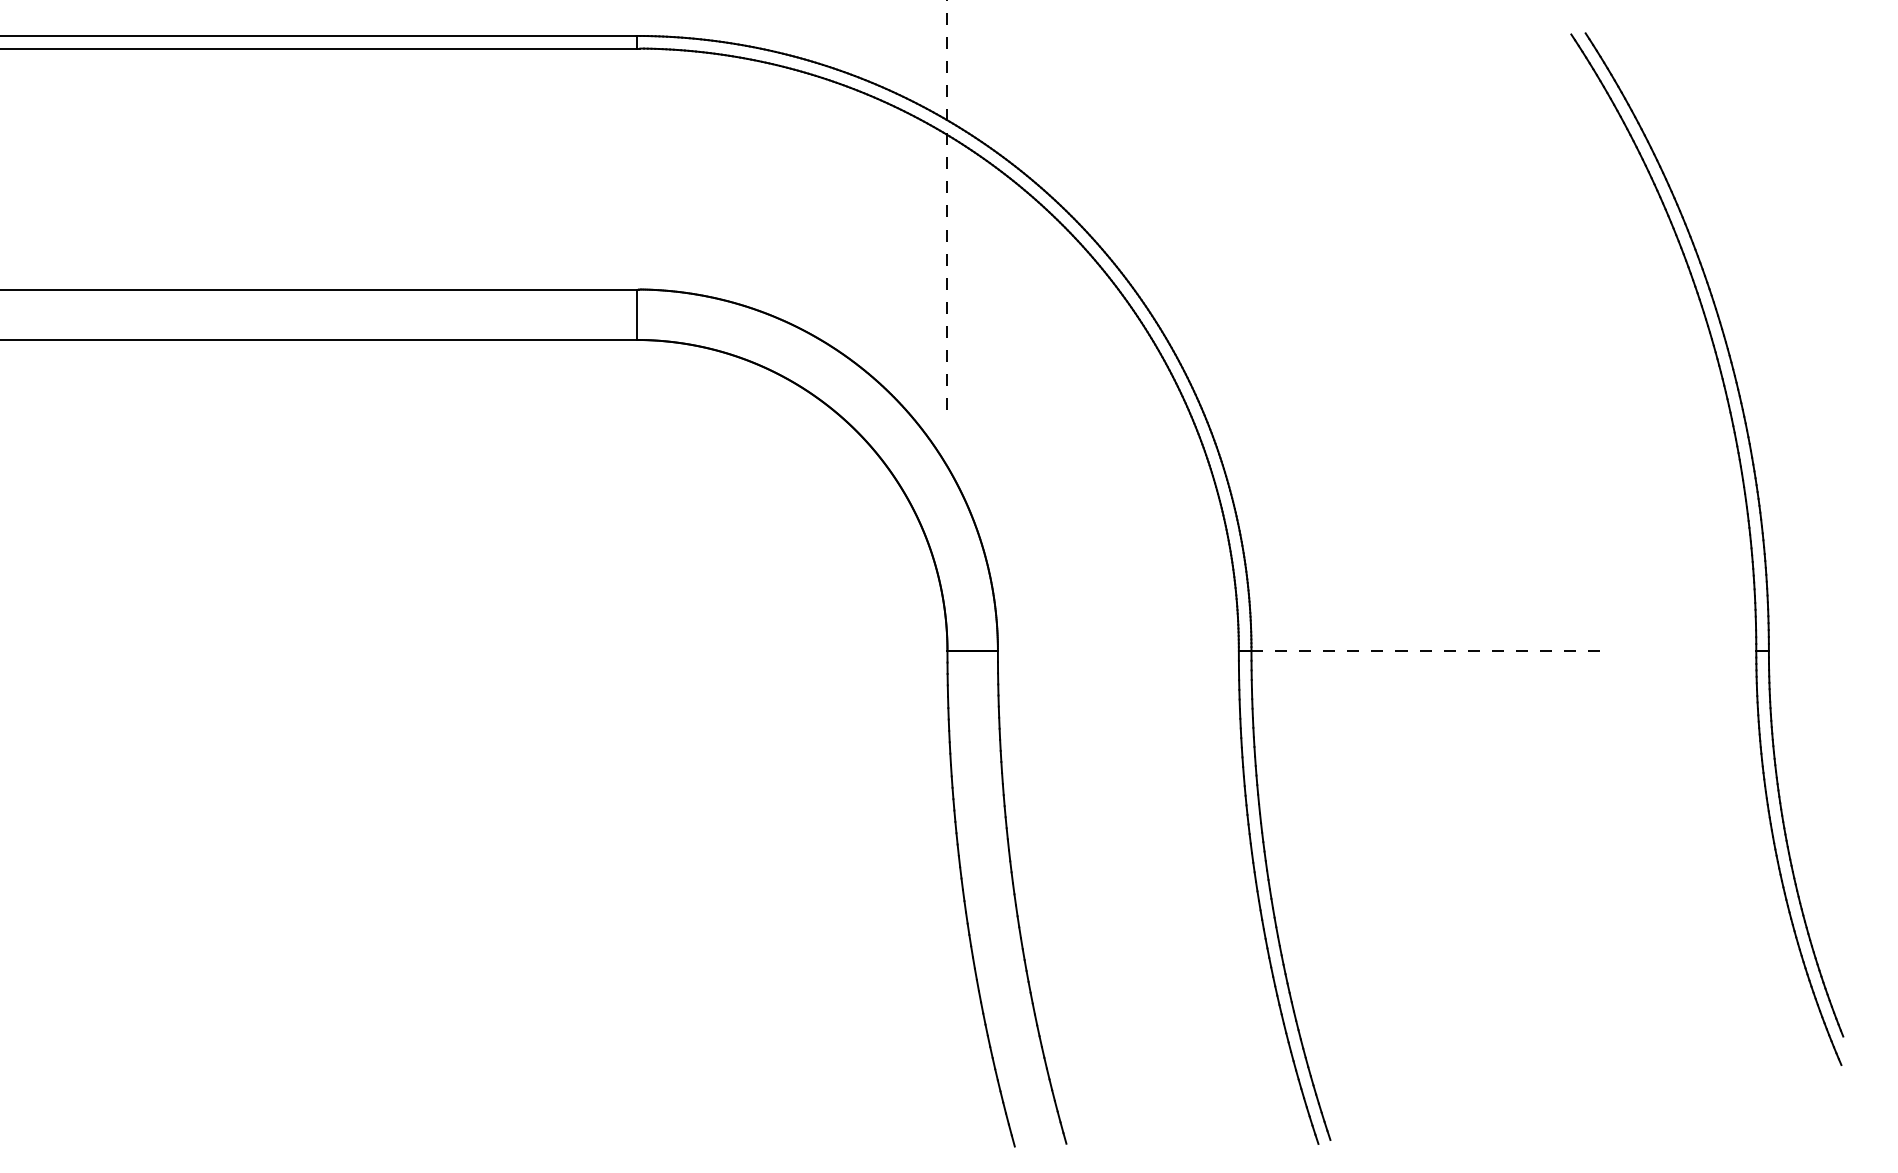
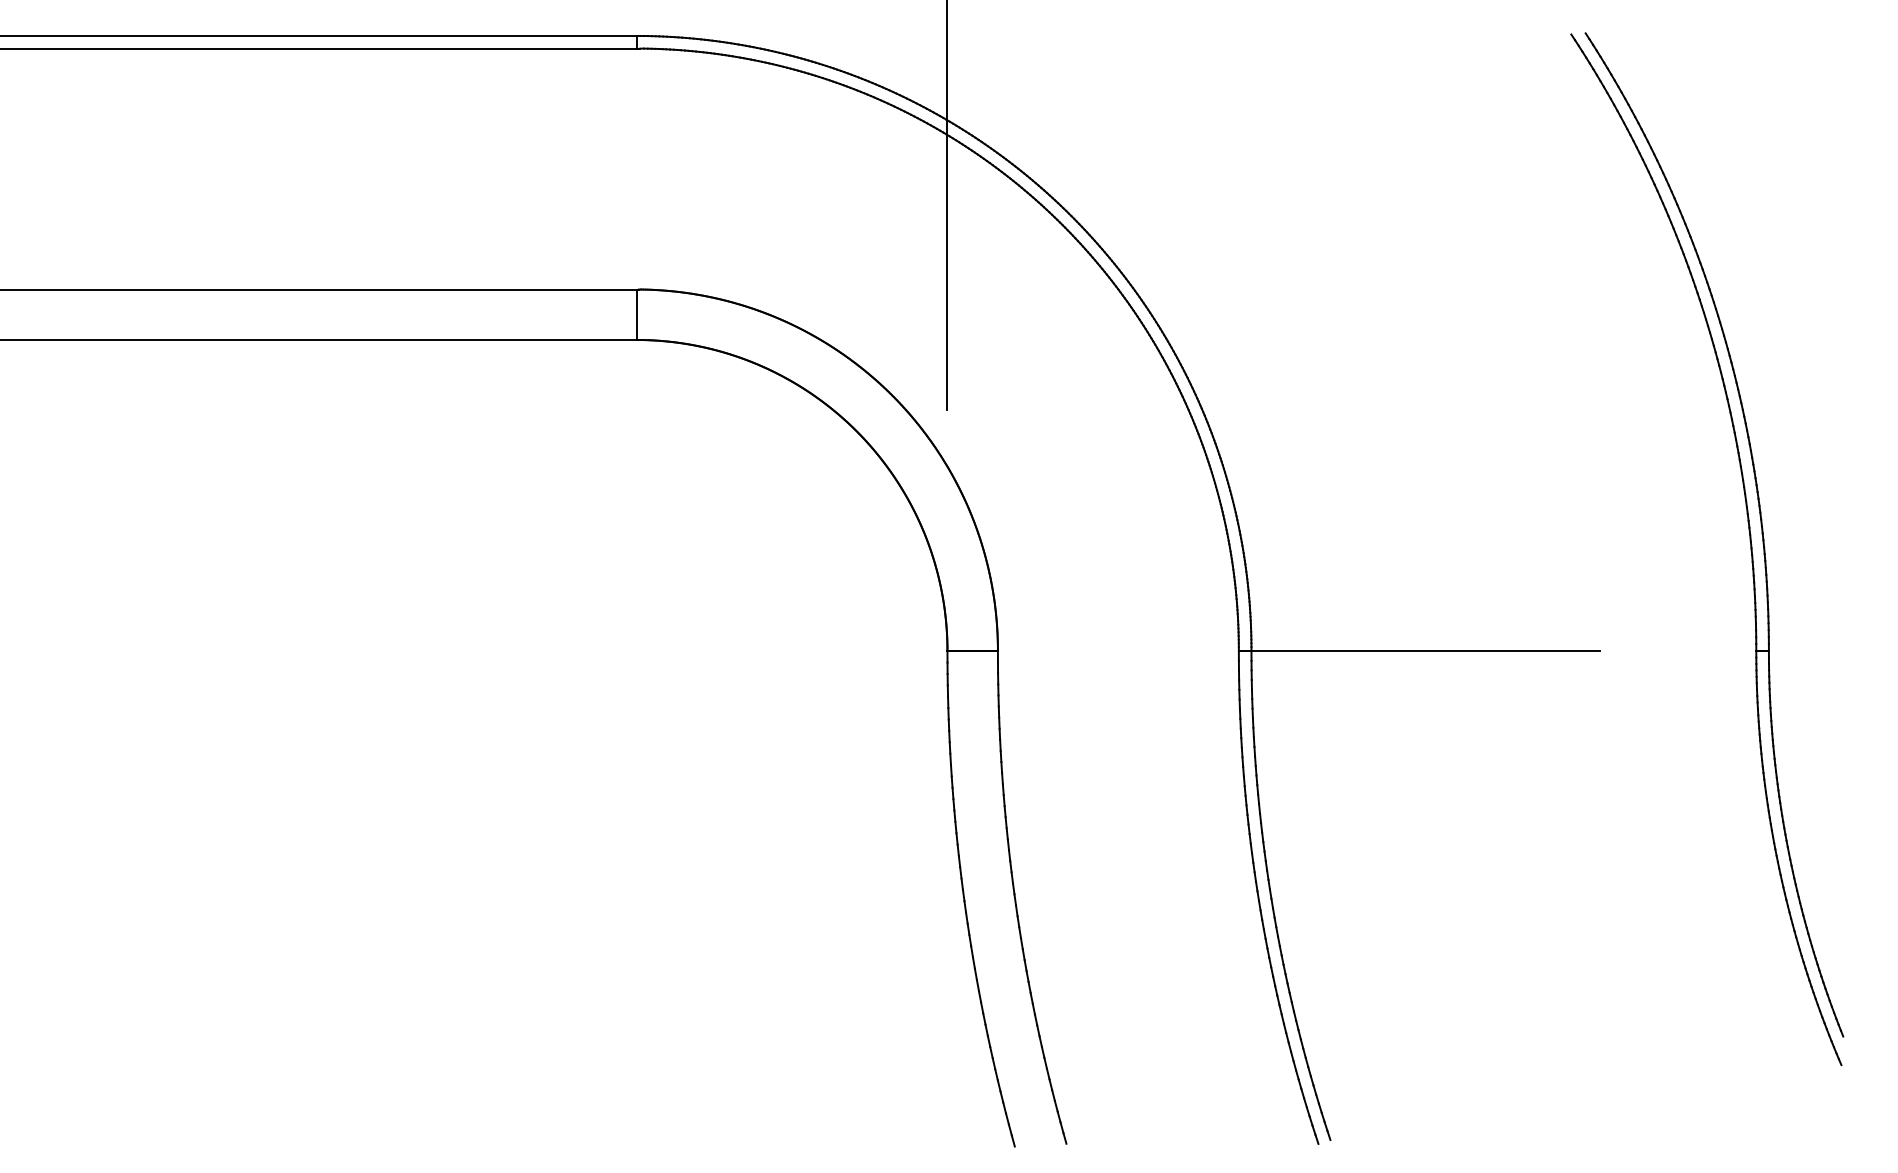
line: dashed -> solid (947, 205)
line: dashed -> solid (1419, 650)
